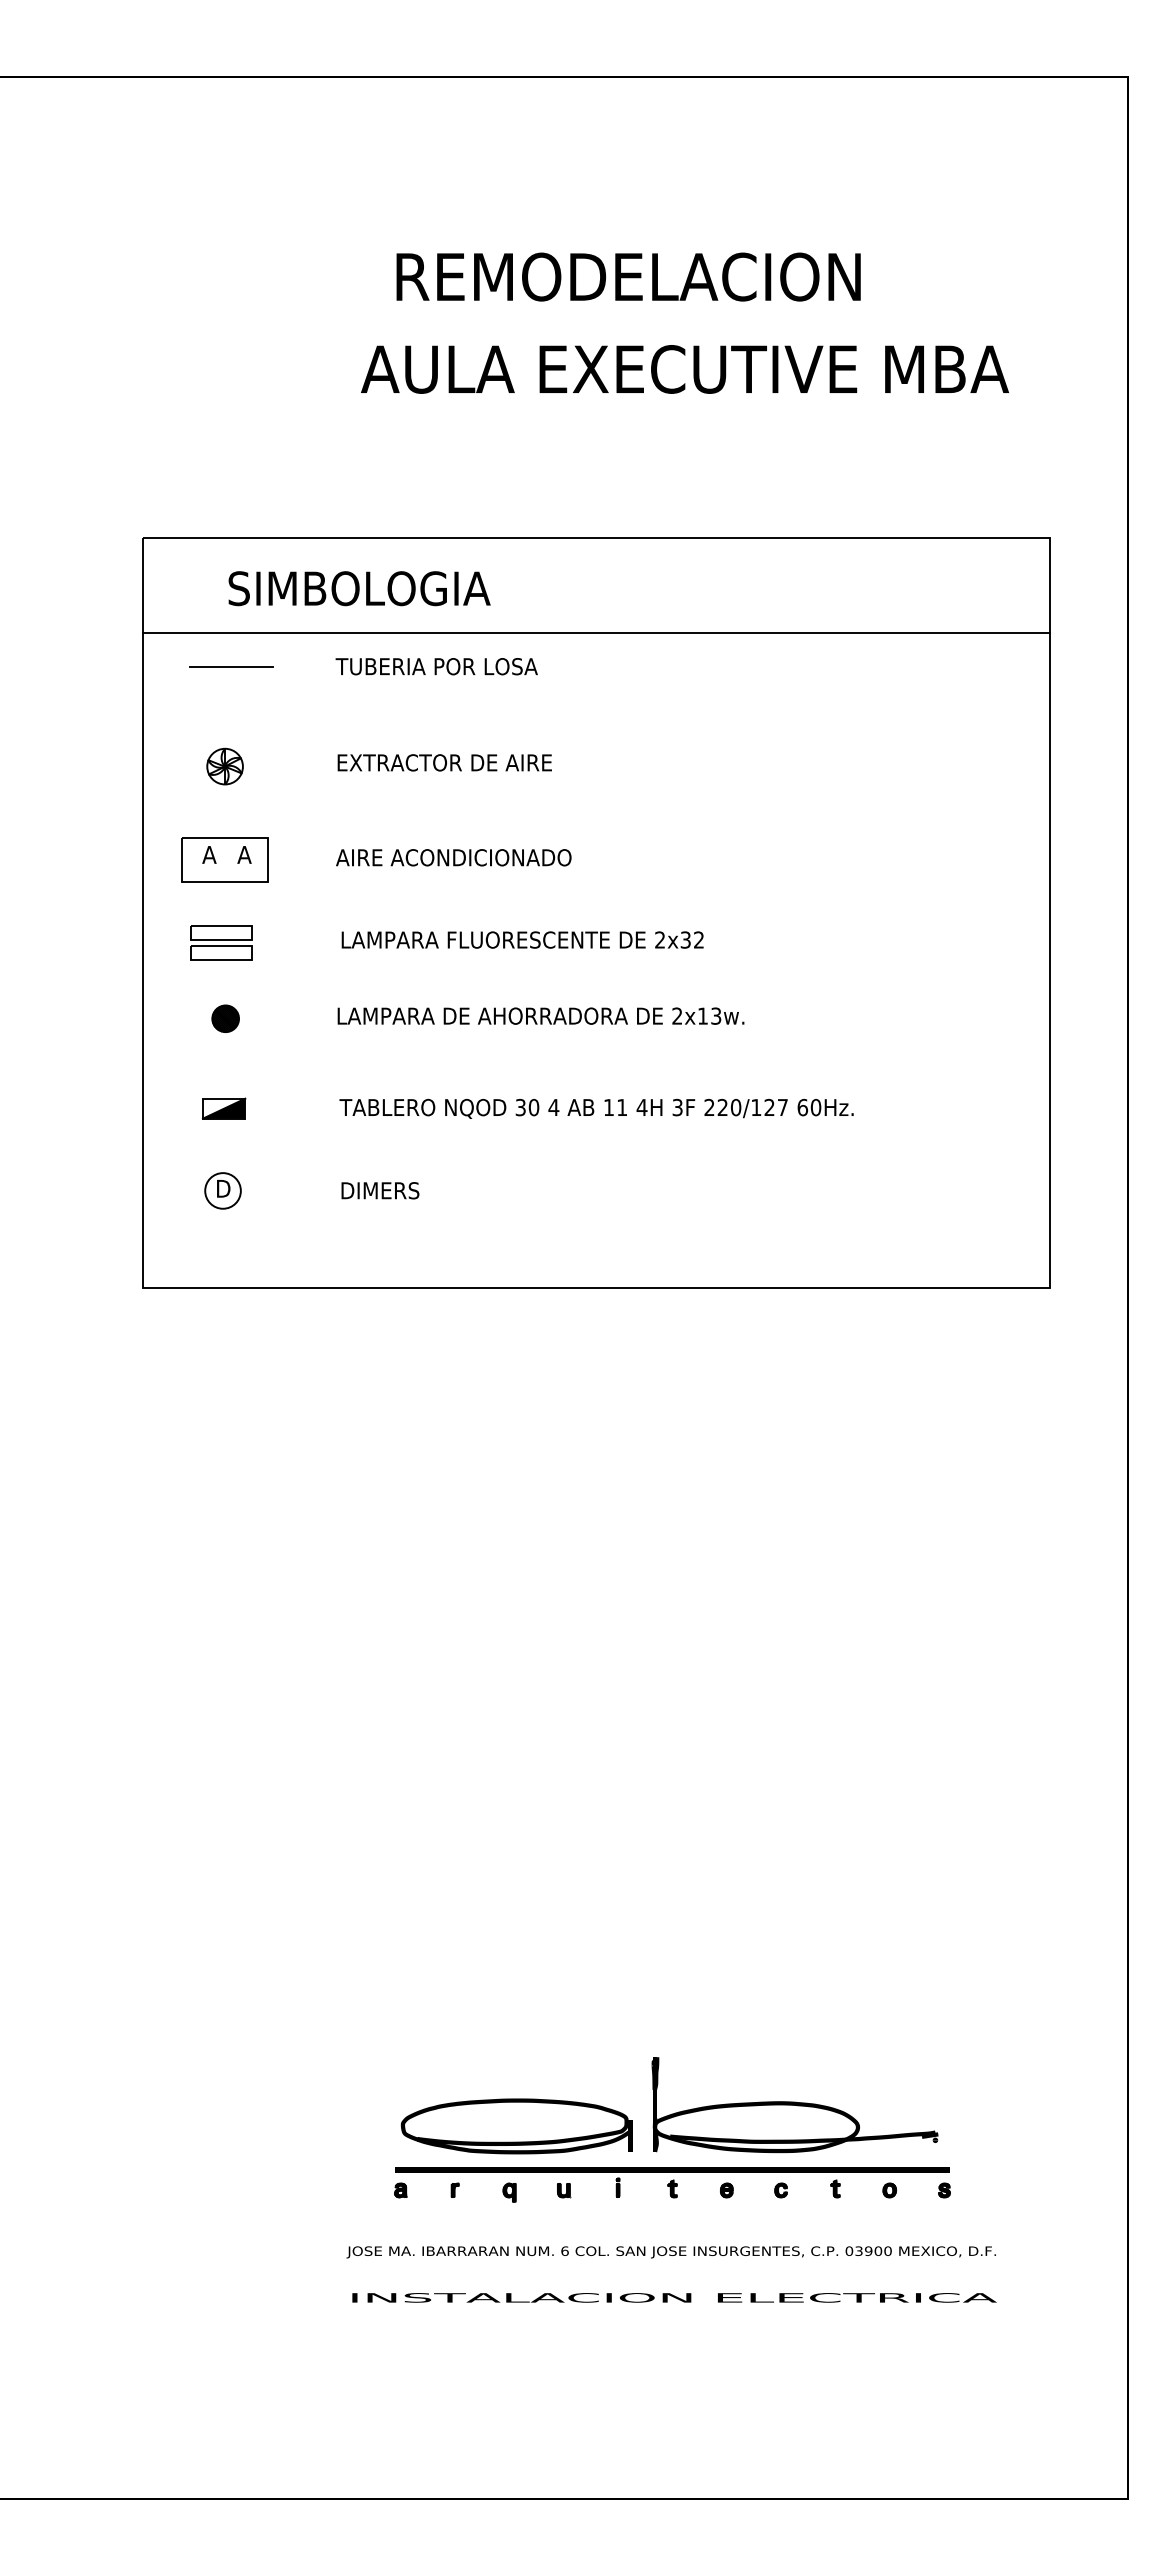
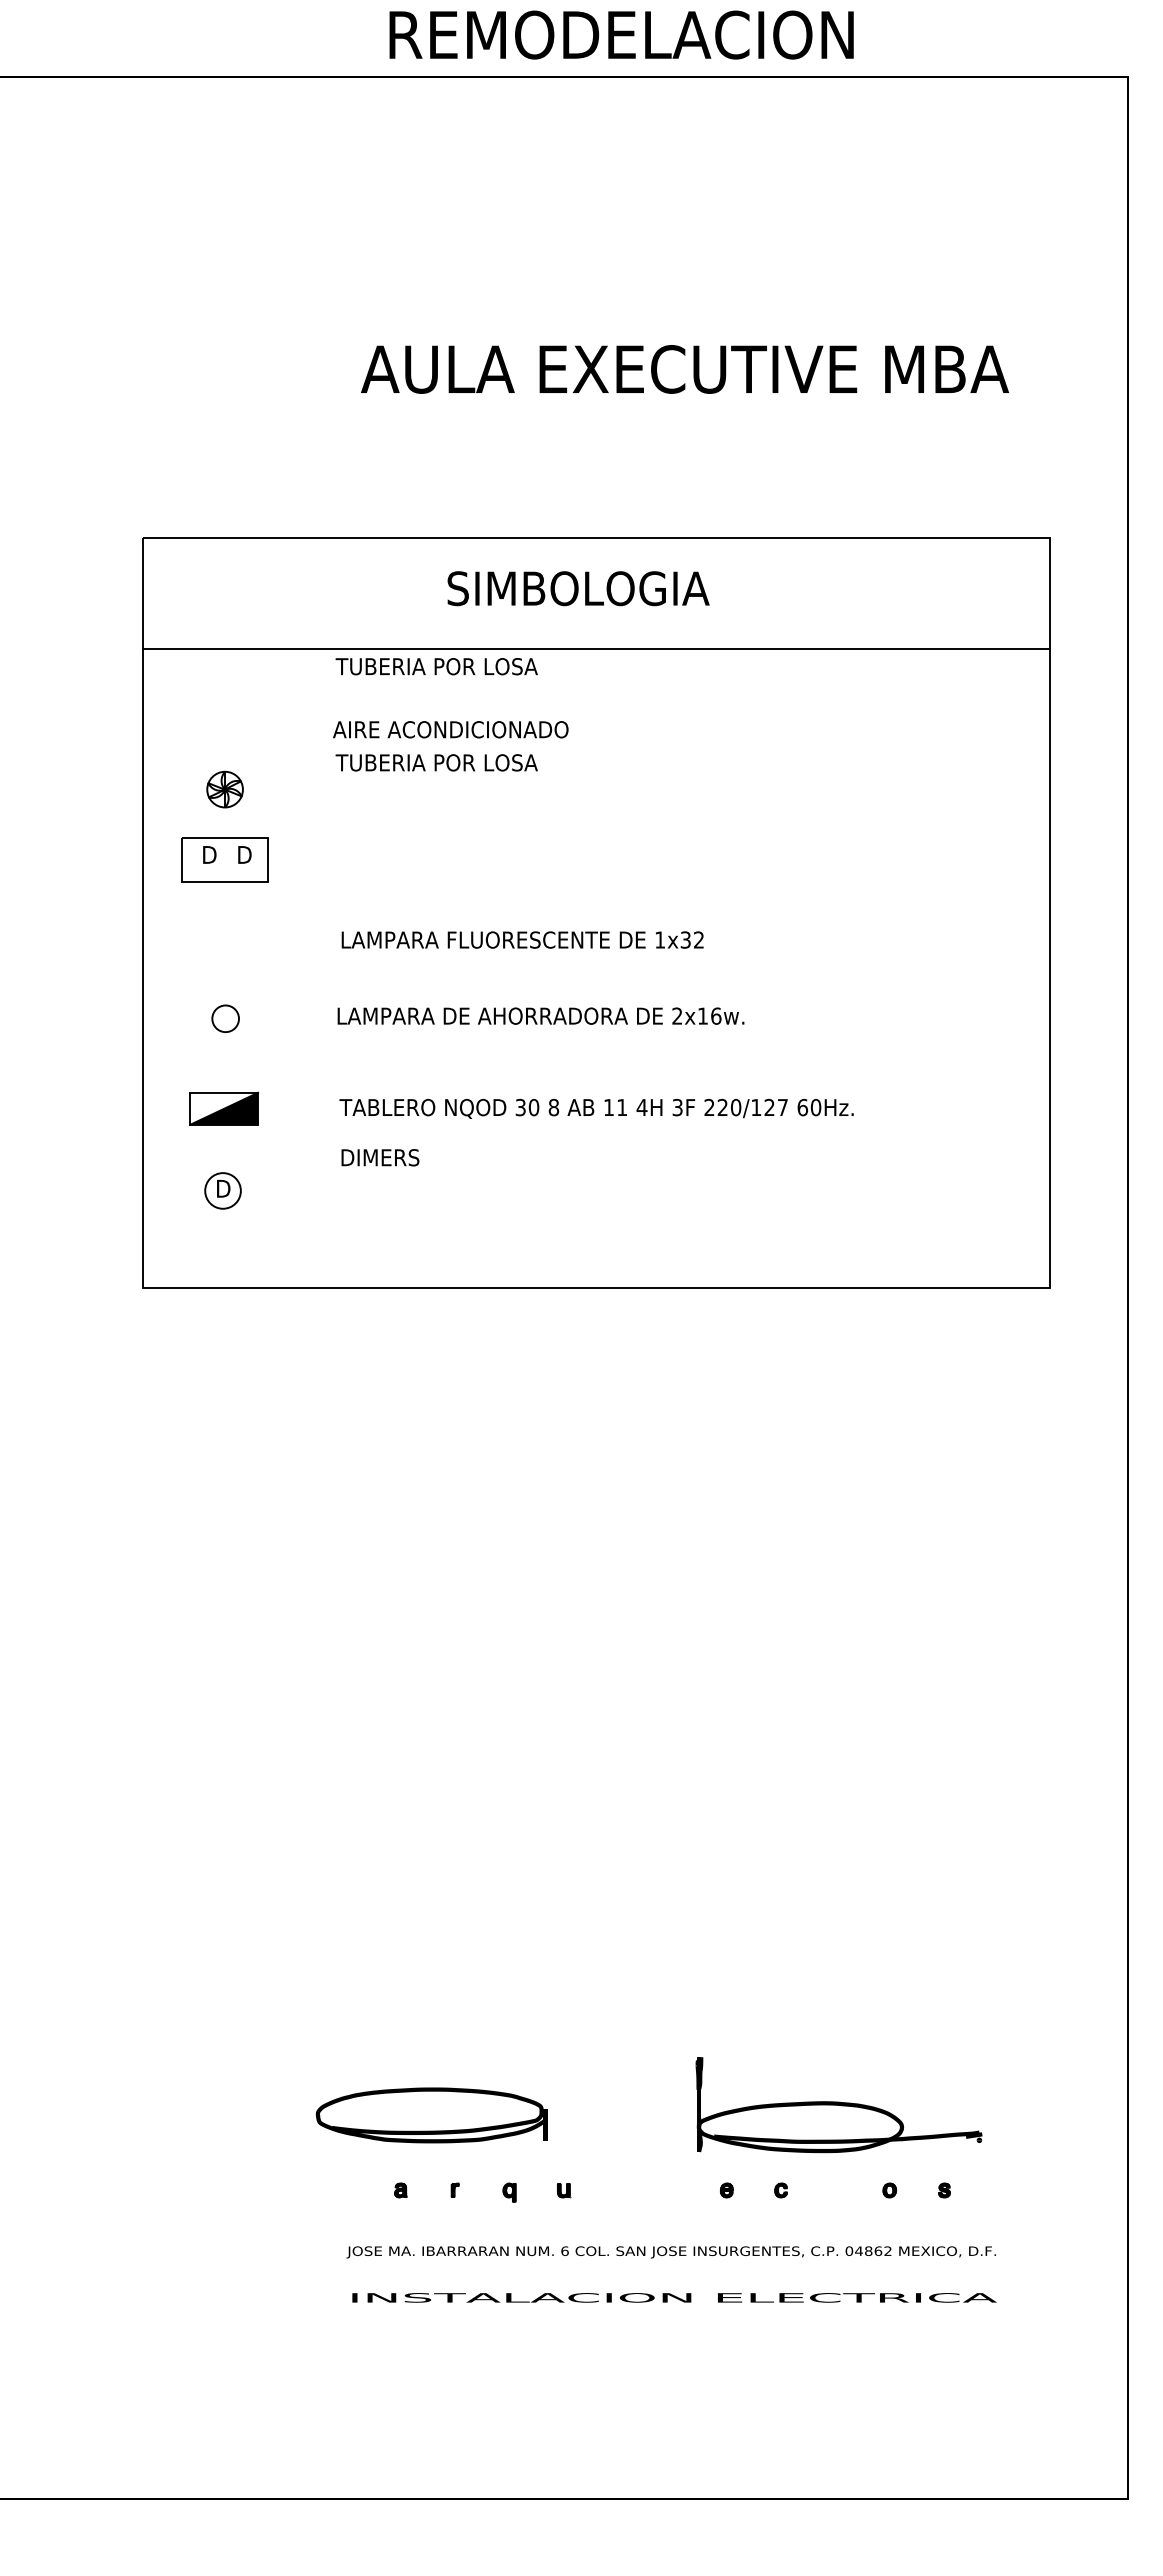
text position: (628, 276) -> (621, 34) (621, 34)
text position: (359, 588) -> (578, 588) (578, 588)
line position: (595, 633) -> (595, 649) (595, 649)
line: present -> none (231, 667)
text: EXTRACTOR DE AIRE -> TUBERIA POR LOSA (443, 762)
part position: (224, 766) -> (224, 789) (224, 789)
text: A -> D (209, 854)
text: A -> D (244, 854)
text position: (453, 857) -> (450, 729) (450, 729)
text: 2x32 -> 1x32 (659, 939)
part: present -> none (221, 942)
text: 2x13w. -> 2x16w. (716, 1015)
hatch: present -> none (225, 1018)
text: 4 -> 8 (553, 1107)
part size: 46x23 px -> 70x35 px (223, 1108)
text position: (380, 1190) -> (380, 1157) (380, 1157)
part position: (794, 2105) -> (838, 2105) (838, 2105)
part position: (516, 2126) -> (431, 2115) (431, 2115)
part: present -> none (672, 2182)
text: 03900 -> 04862 (873, 2251)
